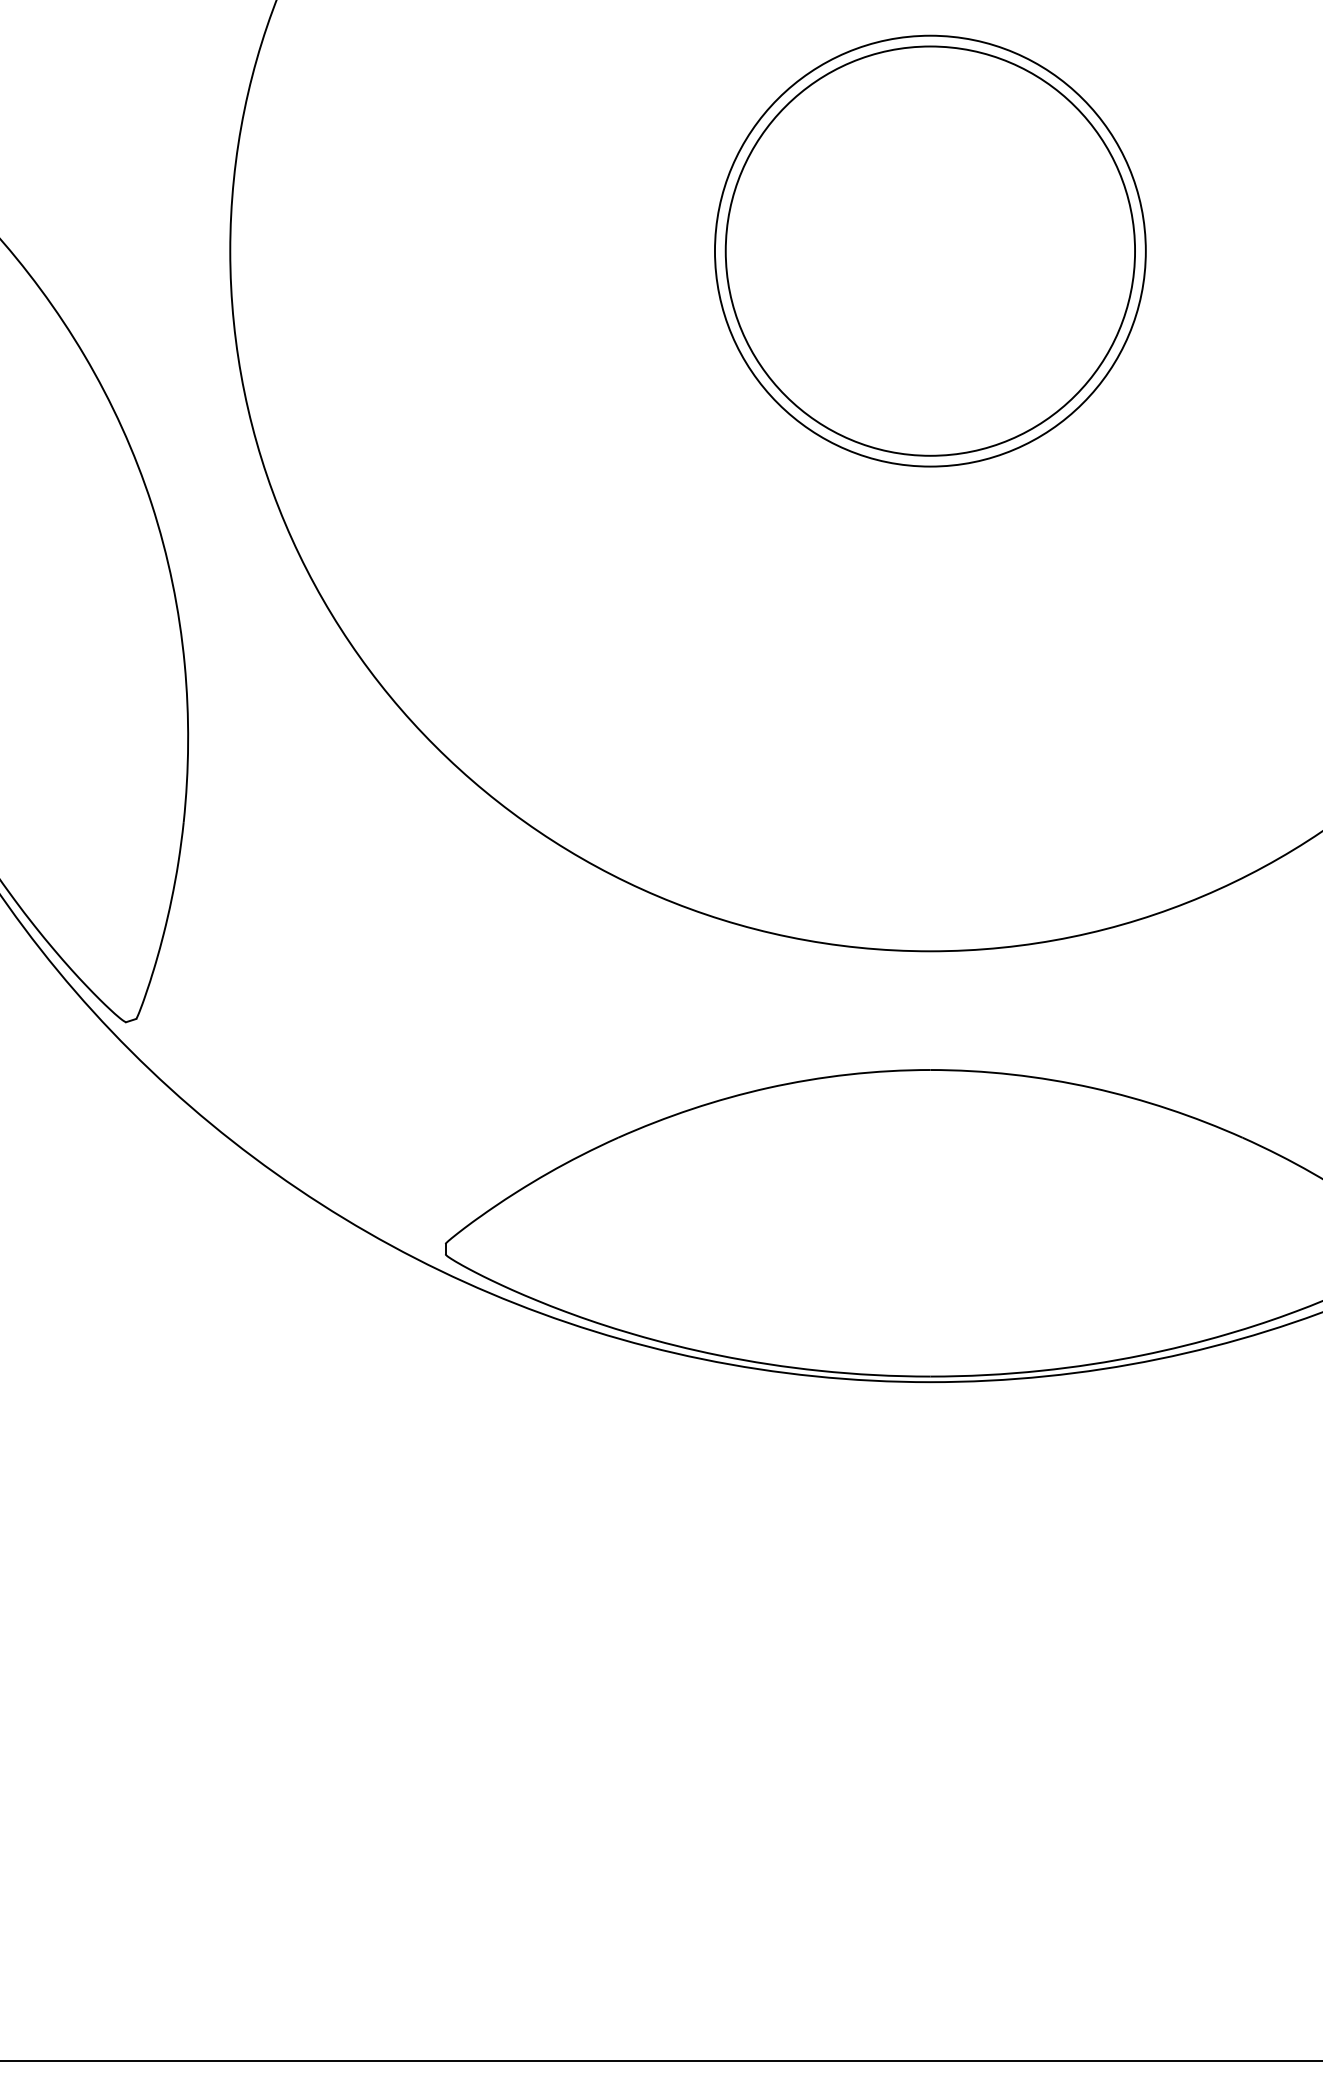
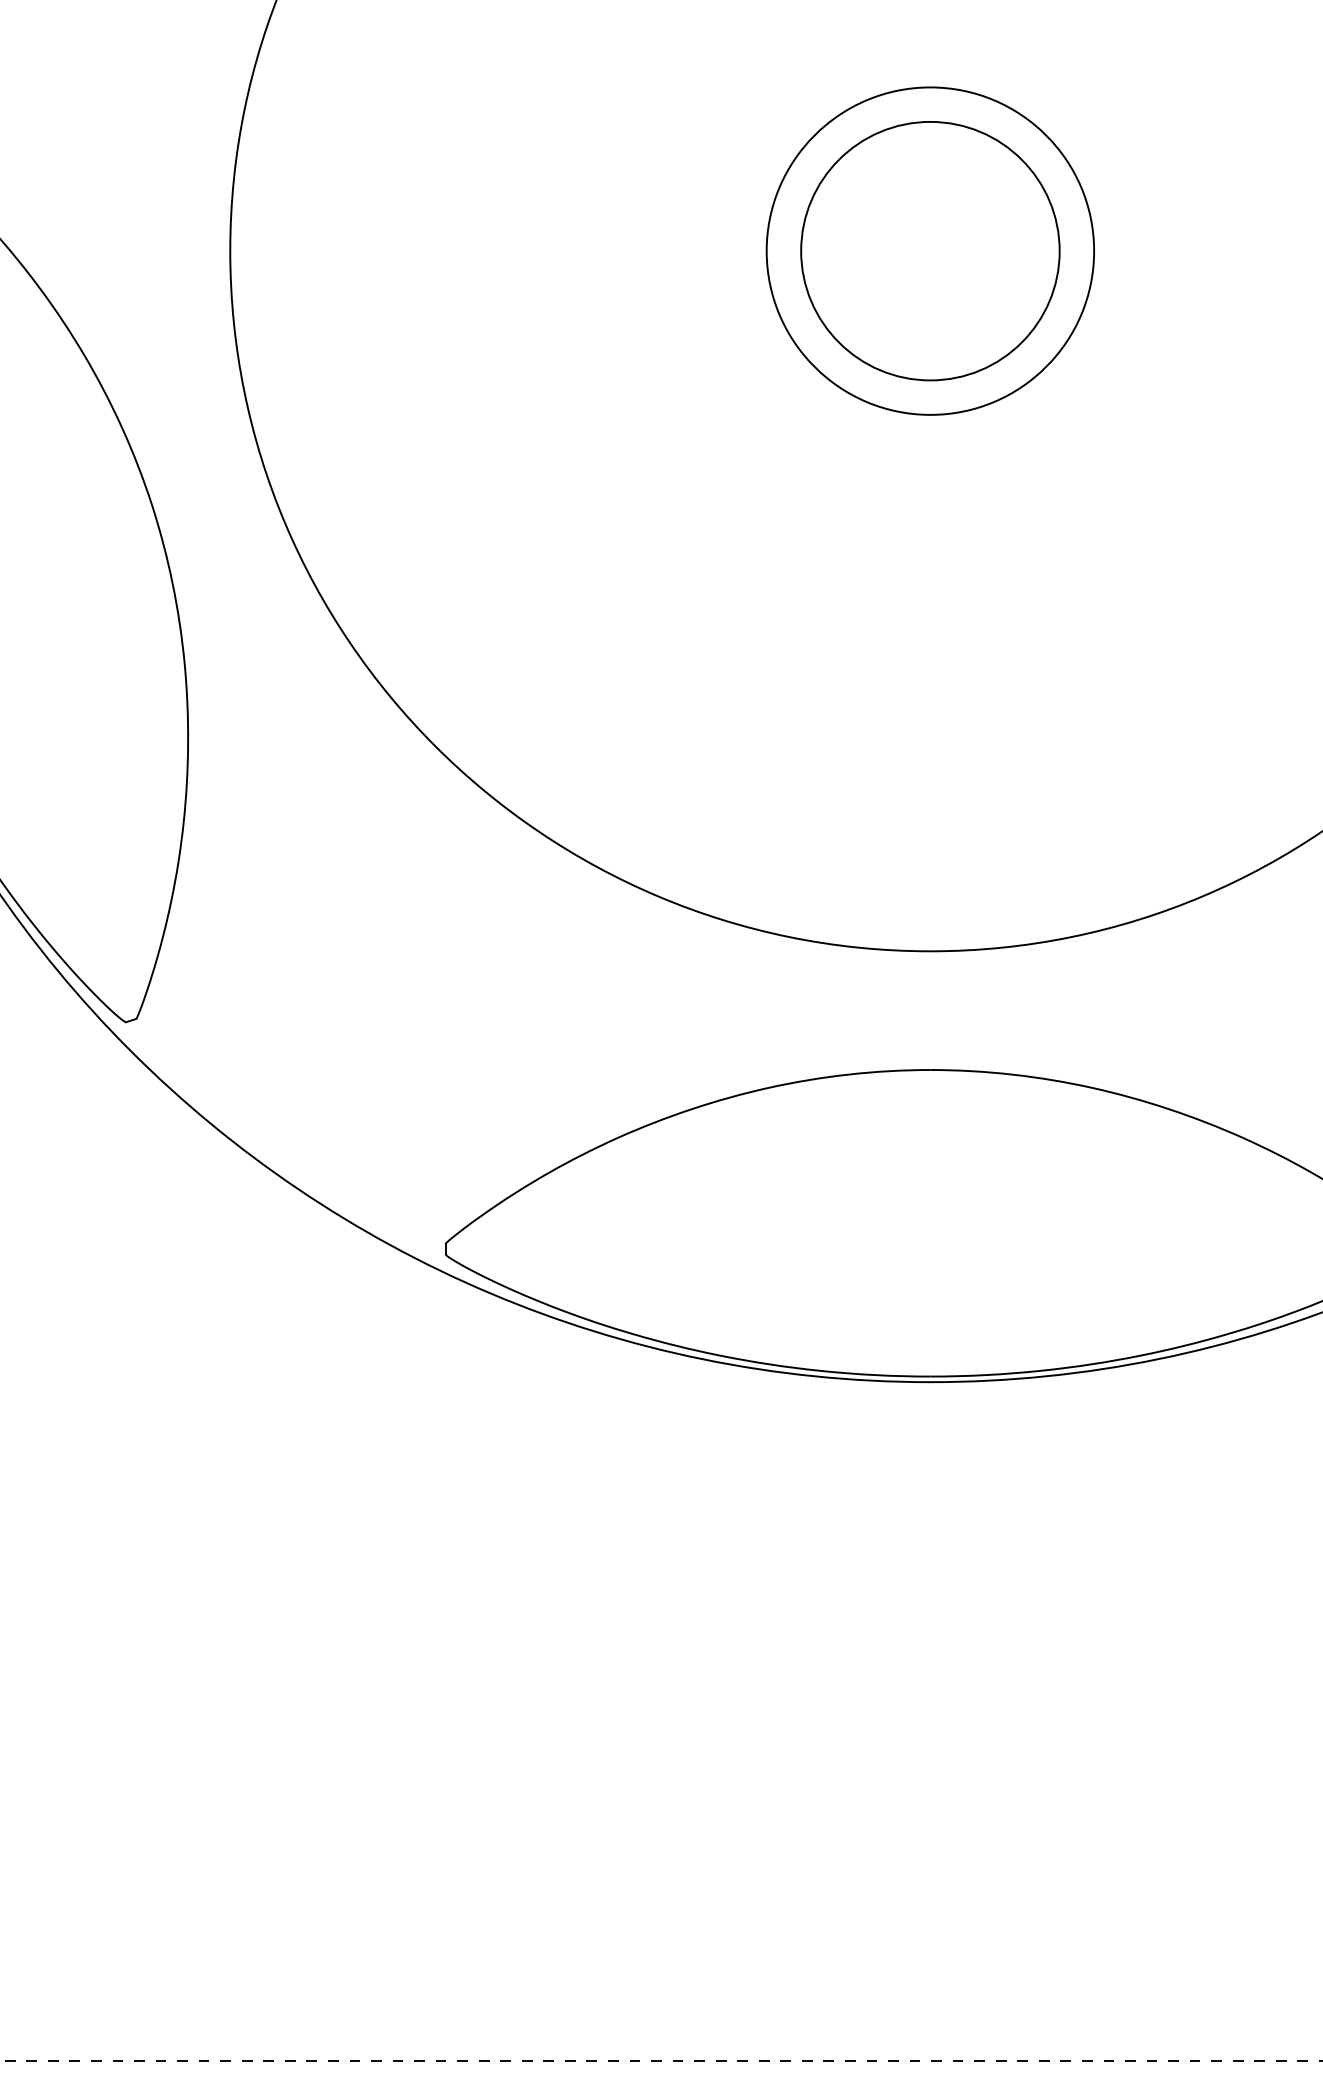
circle diameter: 431 px -> 259 px (930, 250)
circle diameter: 409 px -> 327 px (930, 250)
line: solid -> dashed (661, 2060)
